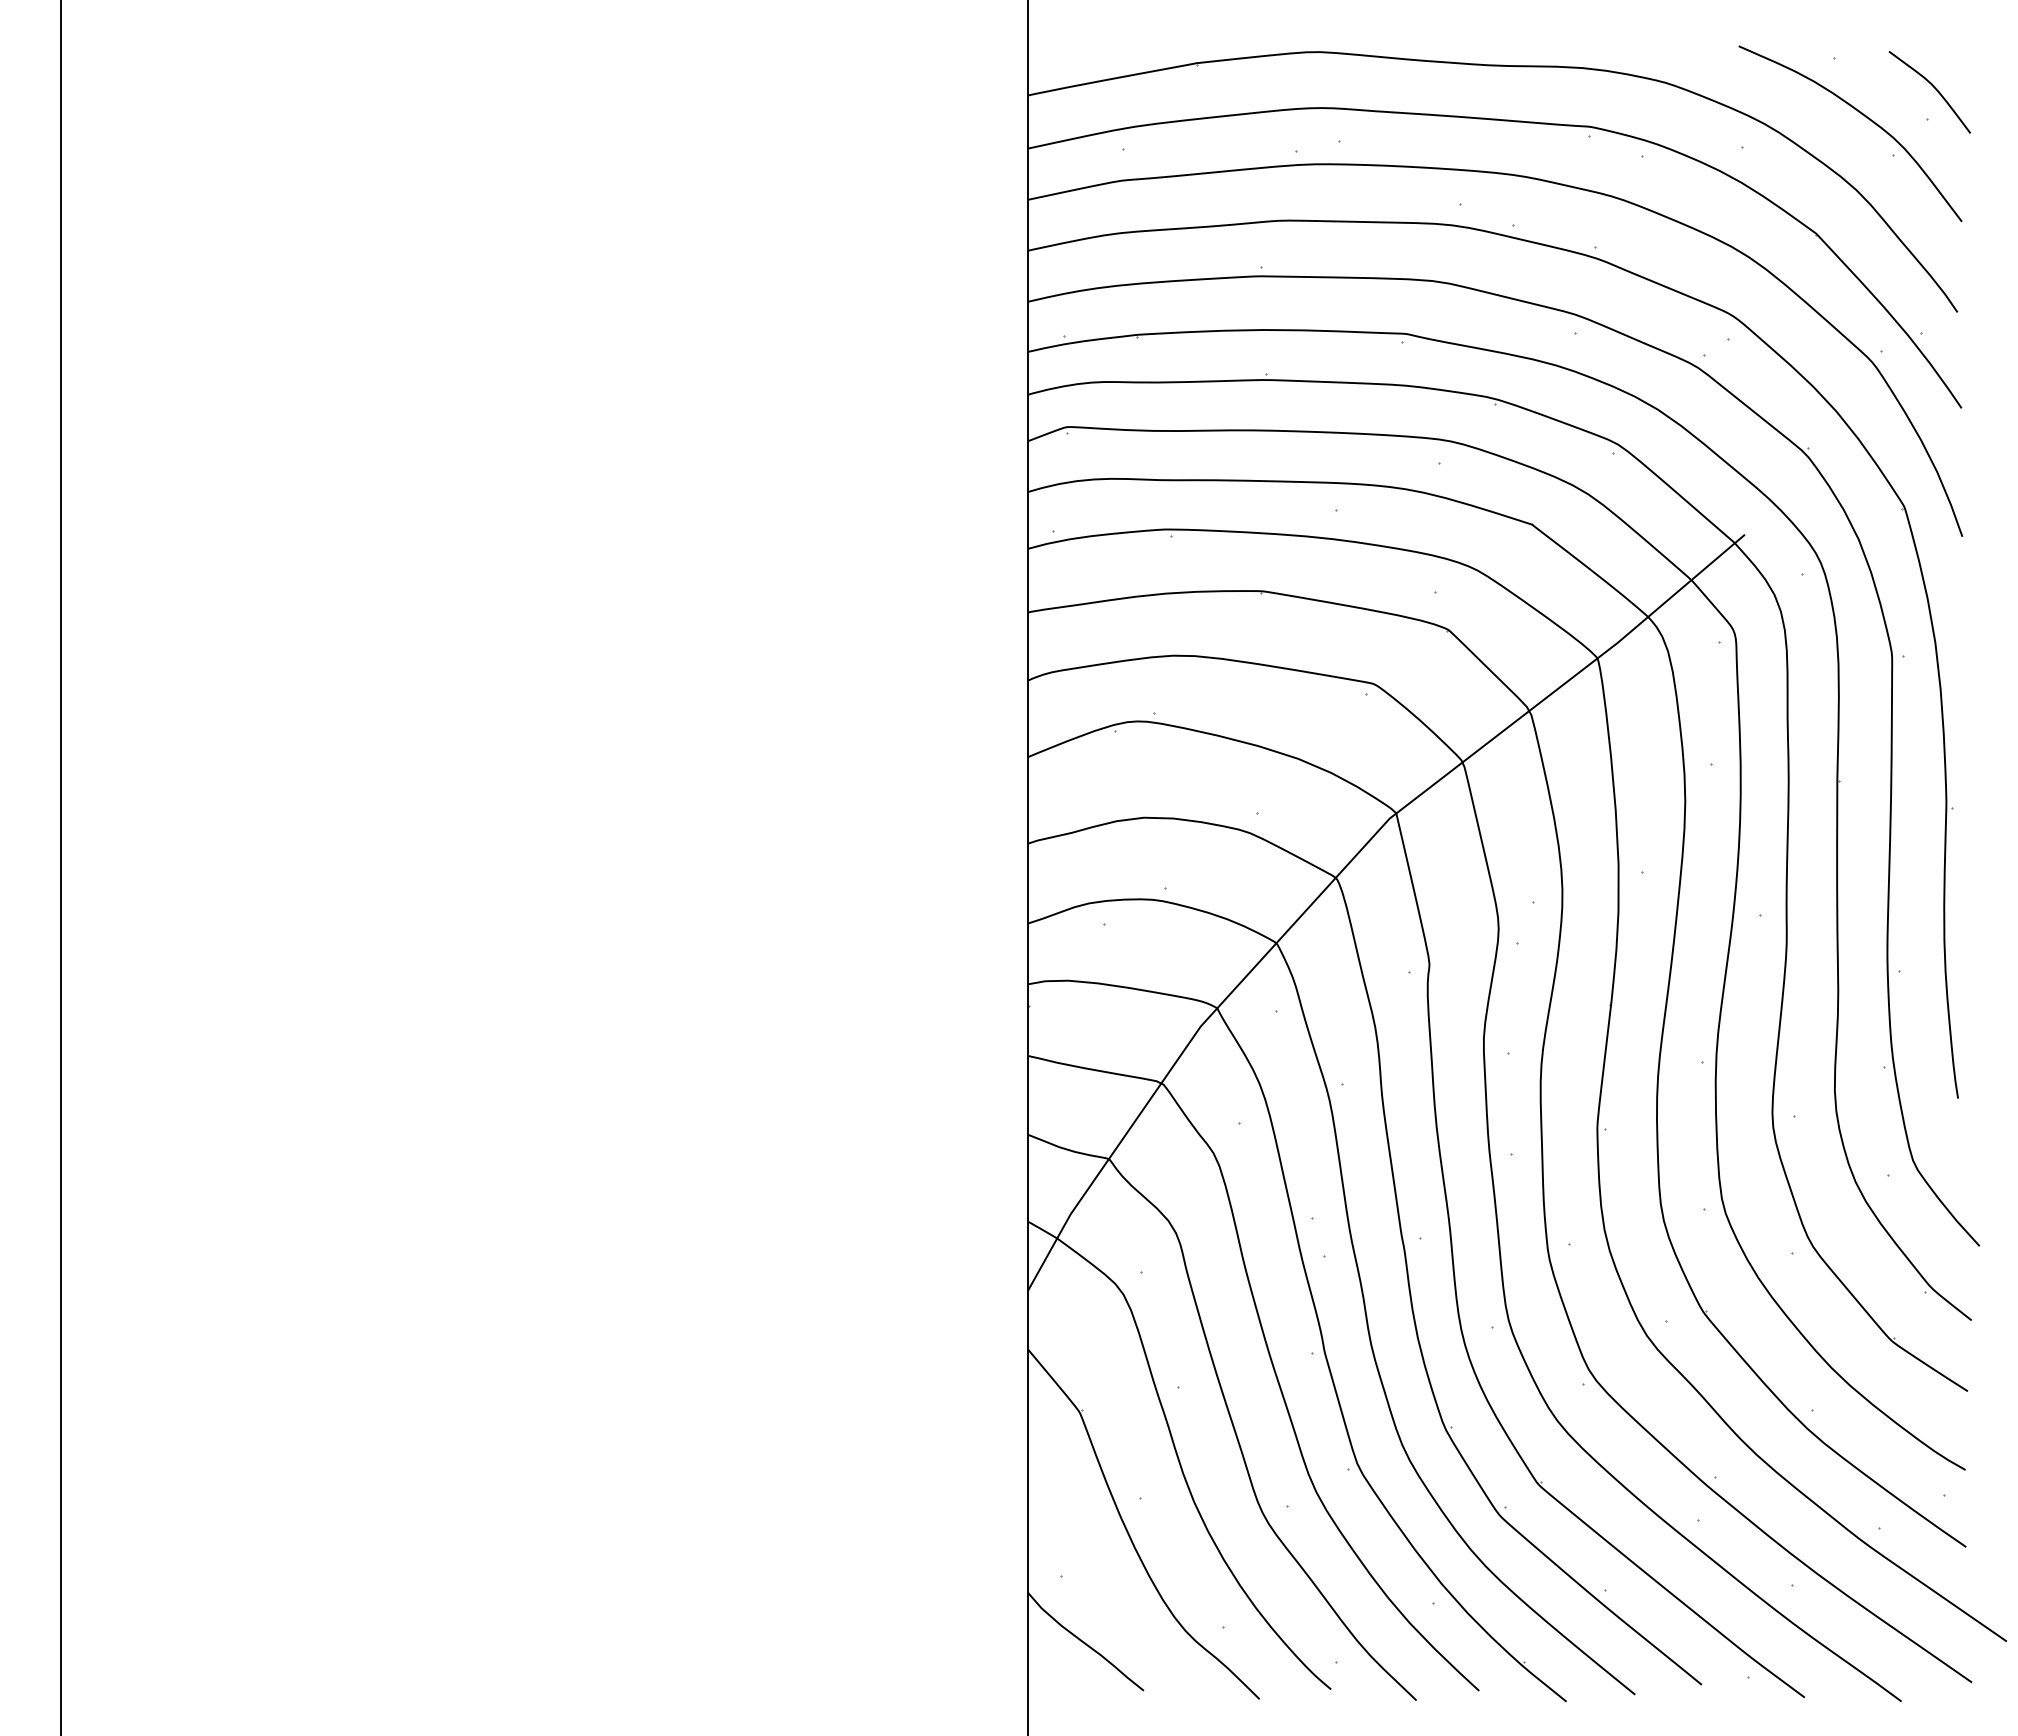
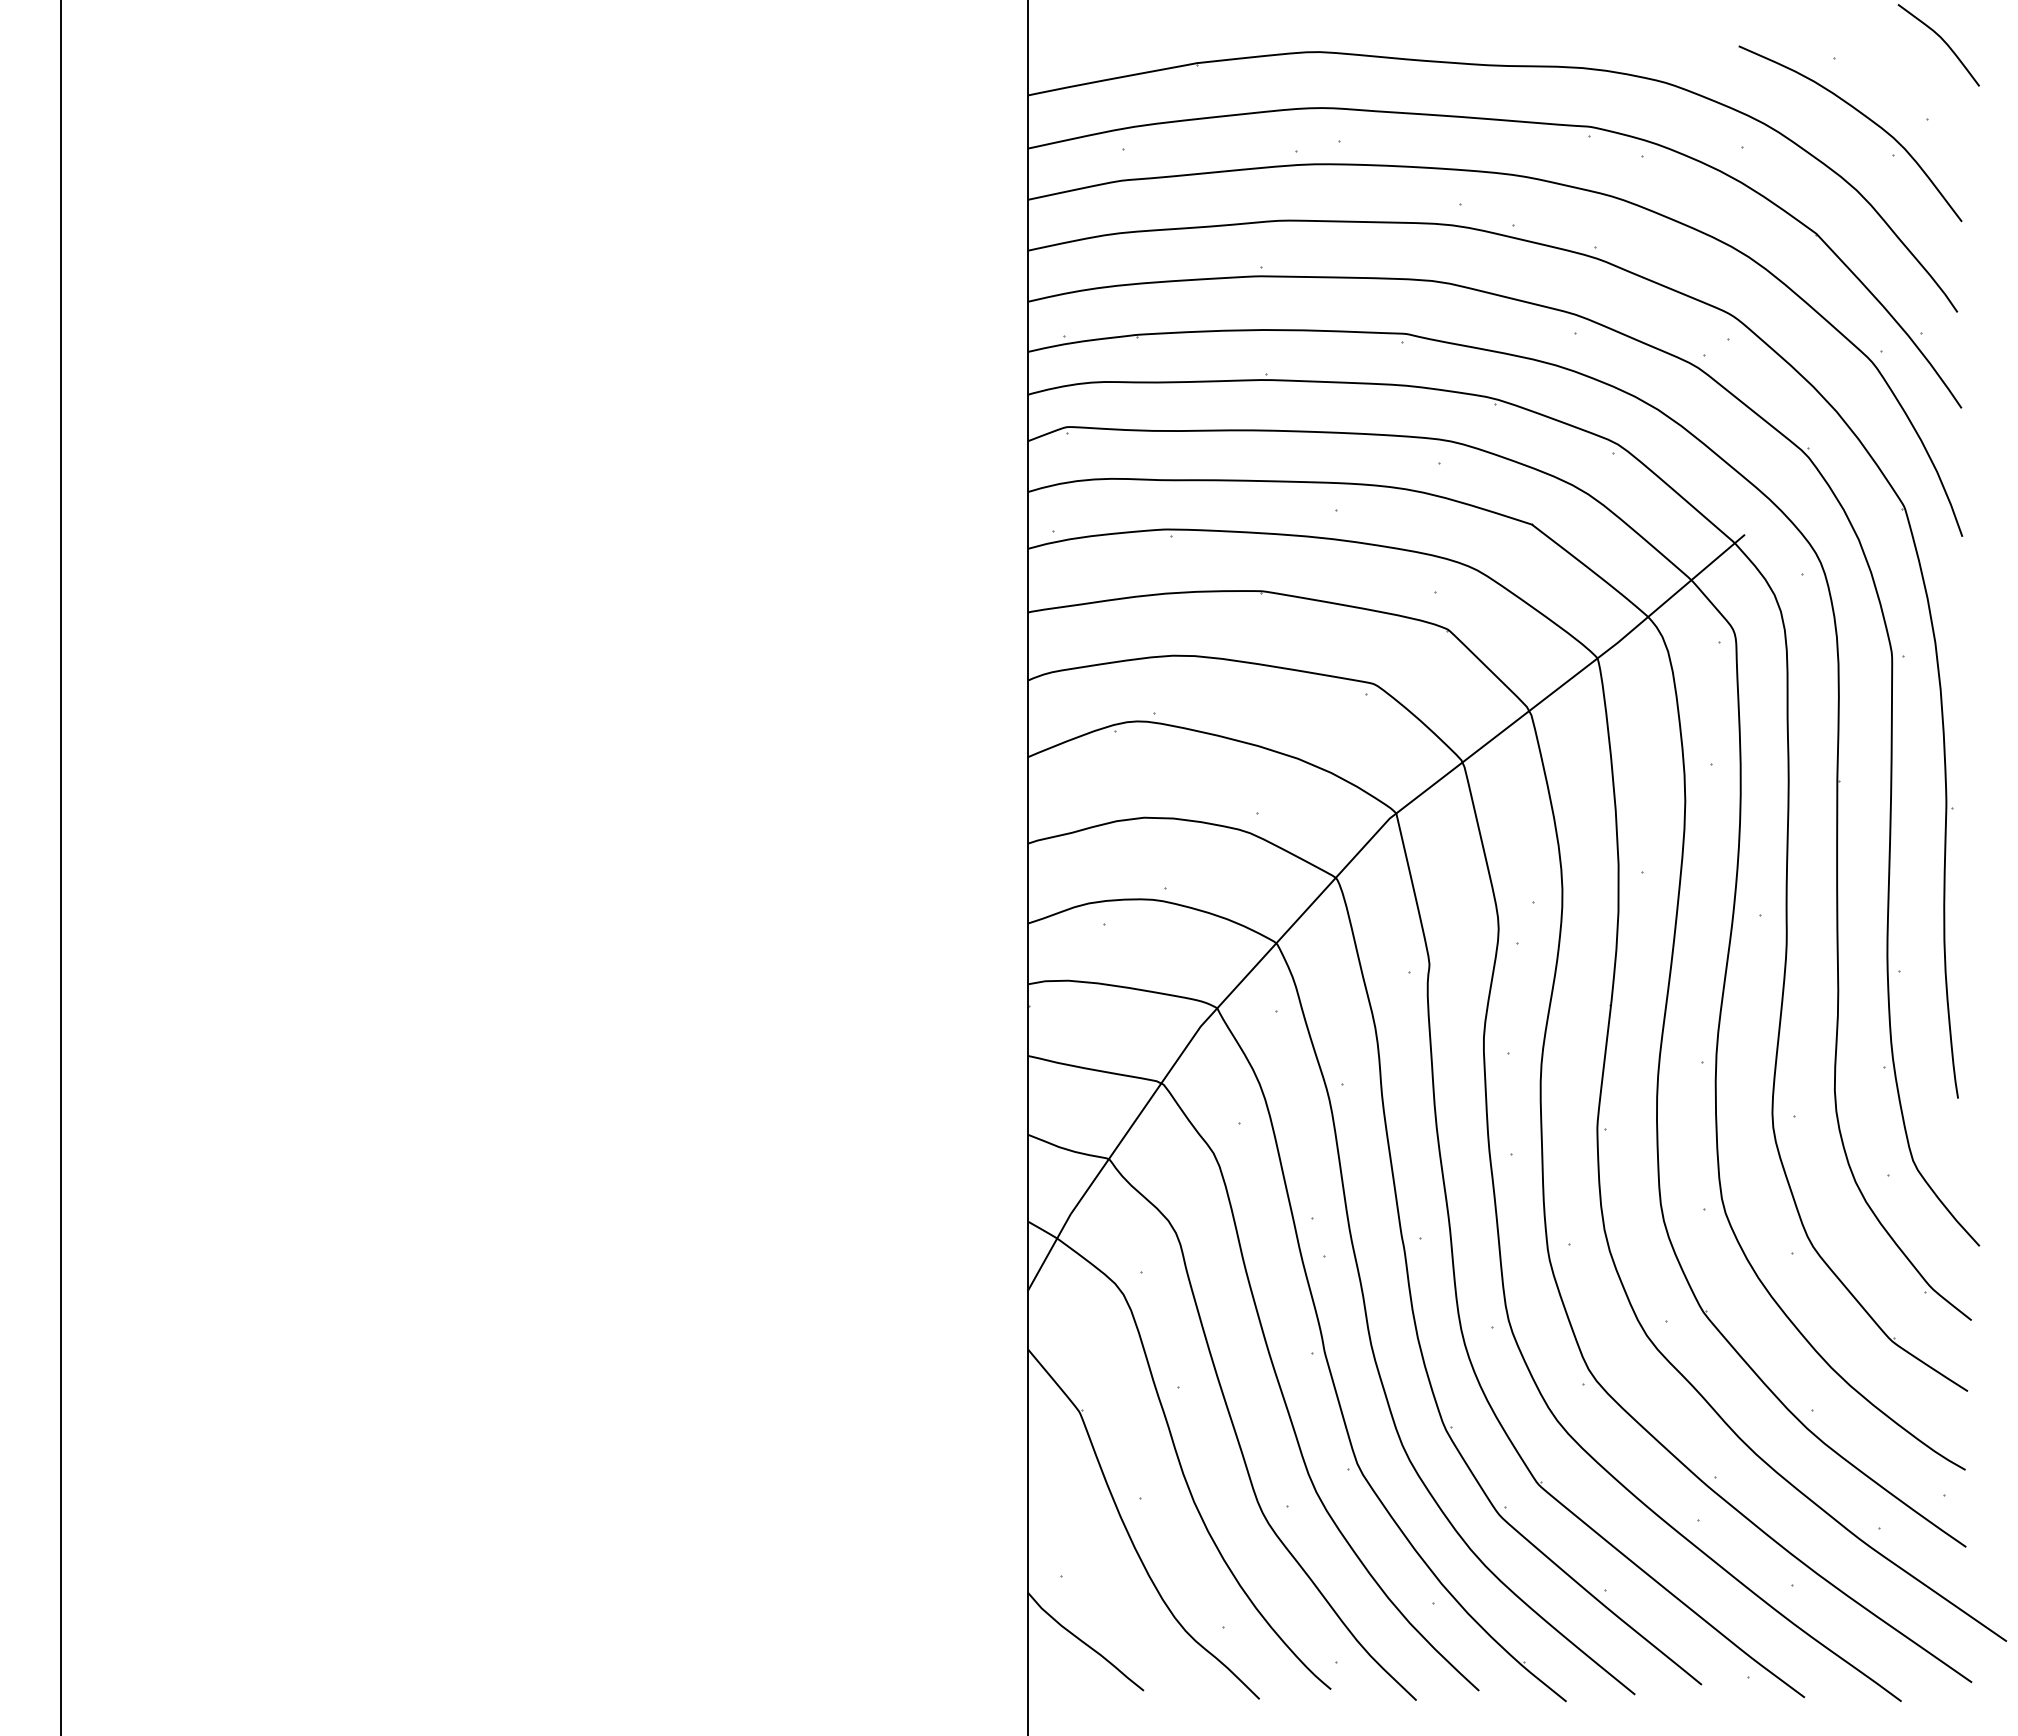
curve position: (1933, 87) -> (1942, 40) (1942, 40)
